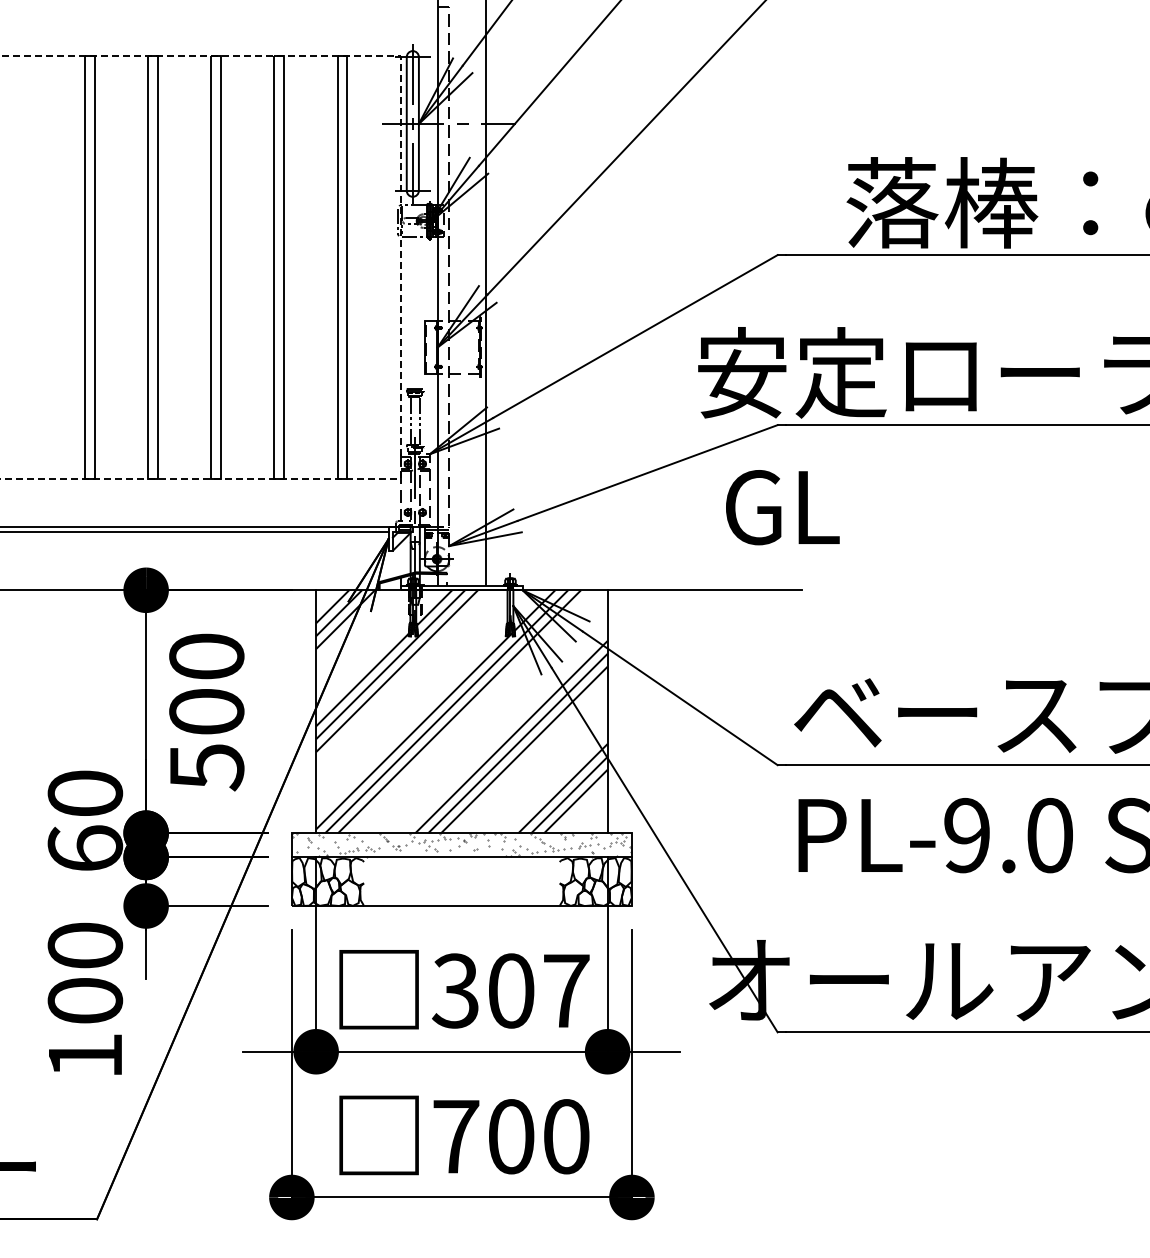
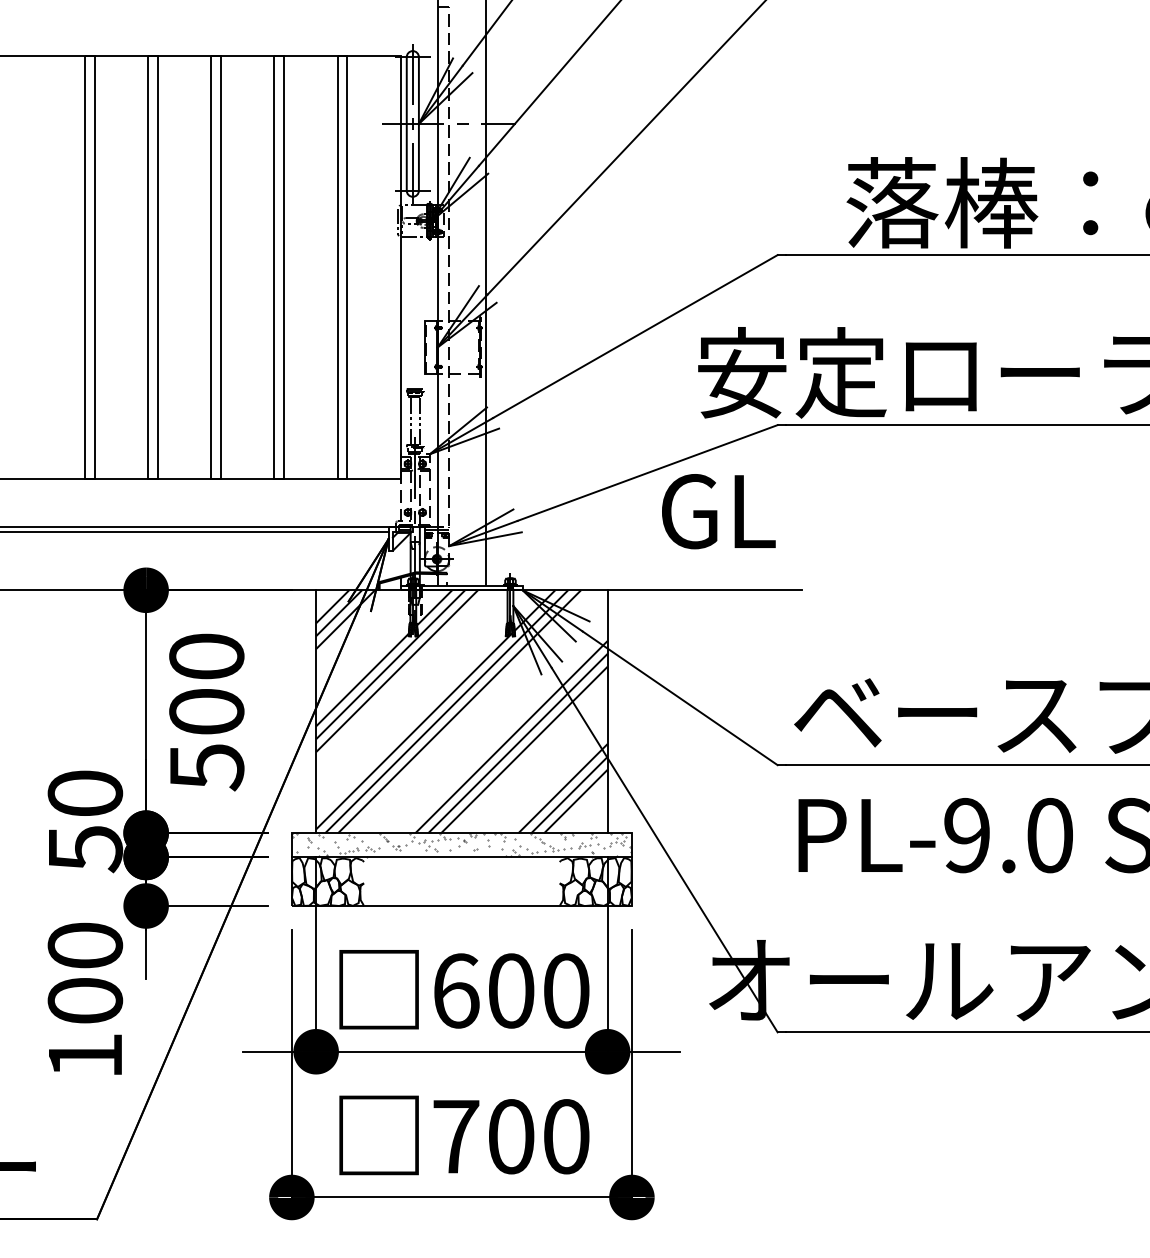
line: dashed -> solid (400, 267)
text position: (782, 507) -> (718, 511) (718, 511)
text: 60 -> 50 (85, 849)
text: 307 -> 600 (510, 990)
